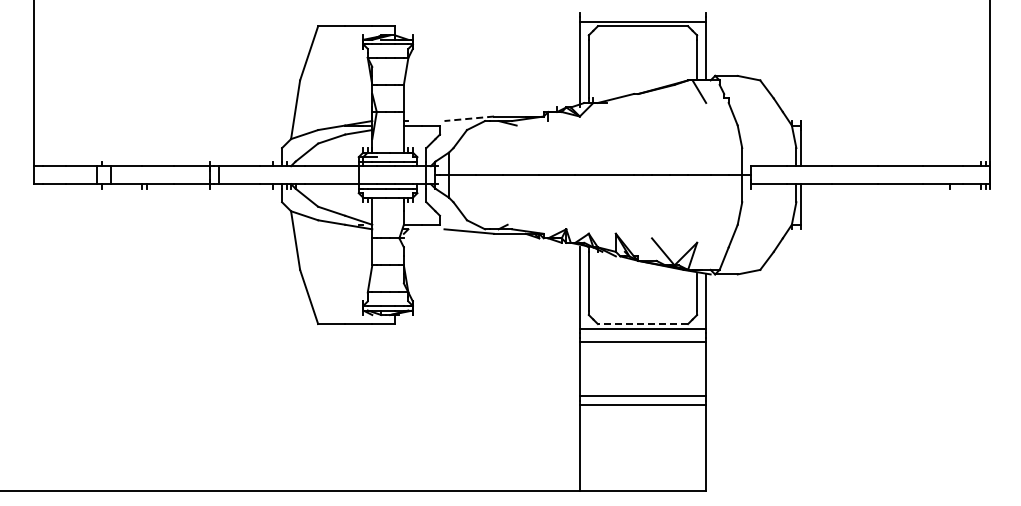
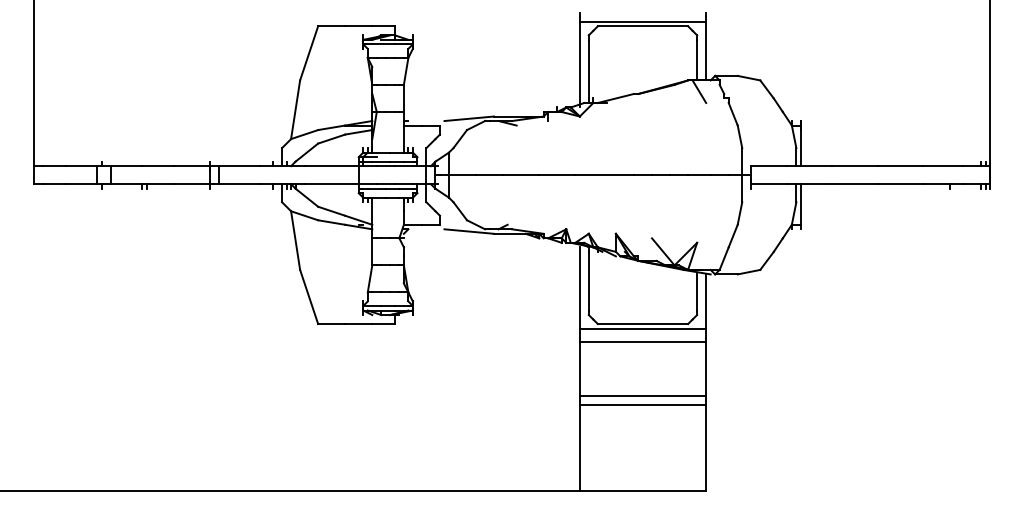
line: dashed -> solid (469, 118)
line: dashed -> solid (642, 324)
